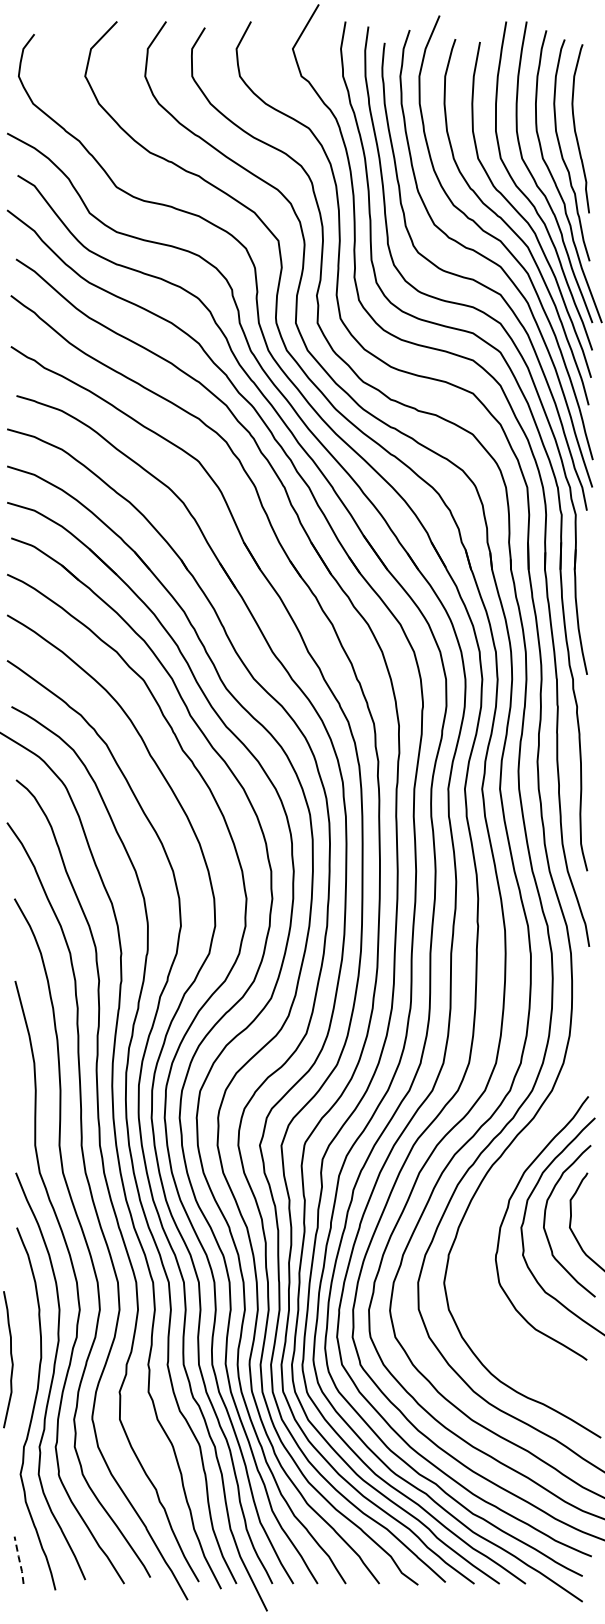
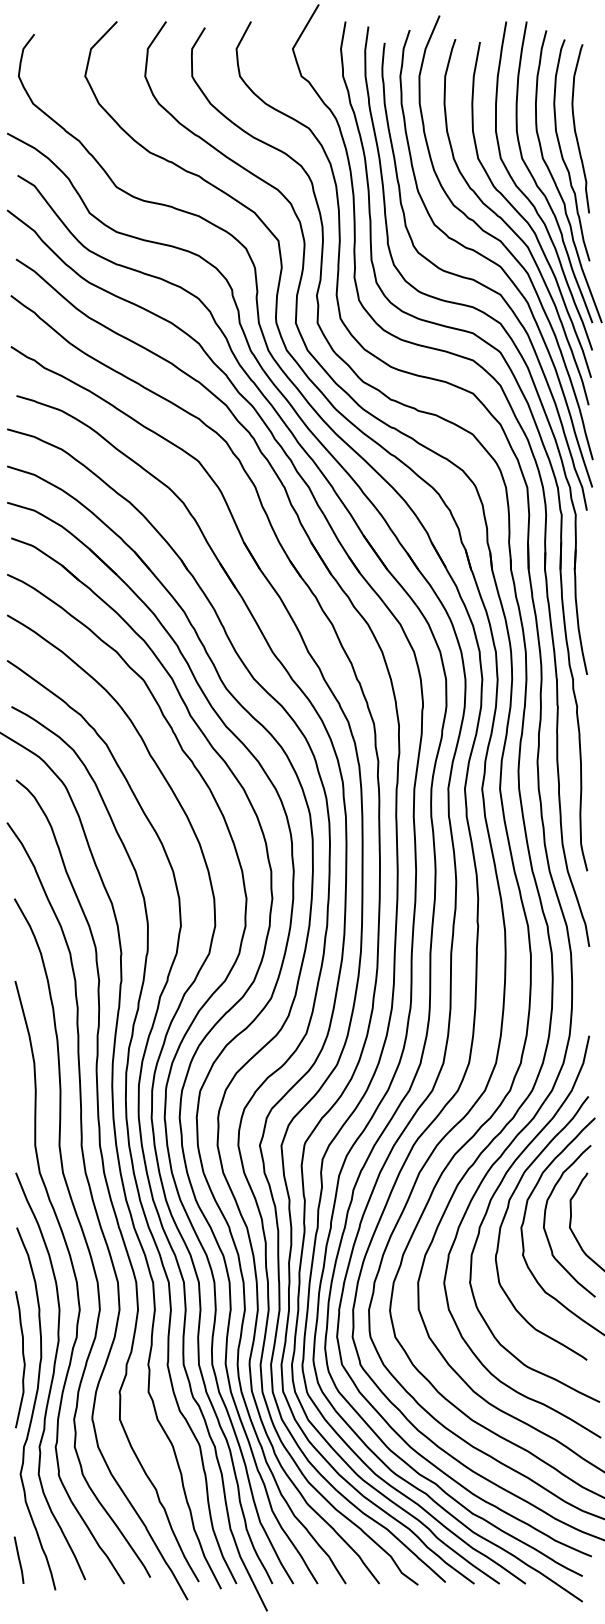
curve: none -> present (496, 1192)
curve position: (10, 1357) -> (22, 1357) (22, 1357)
line: dashed -> solid (19, 1560)
